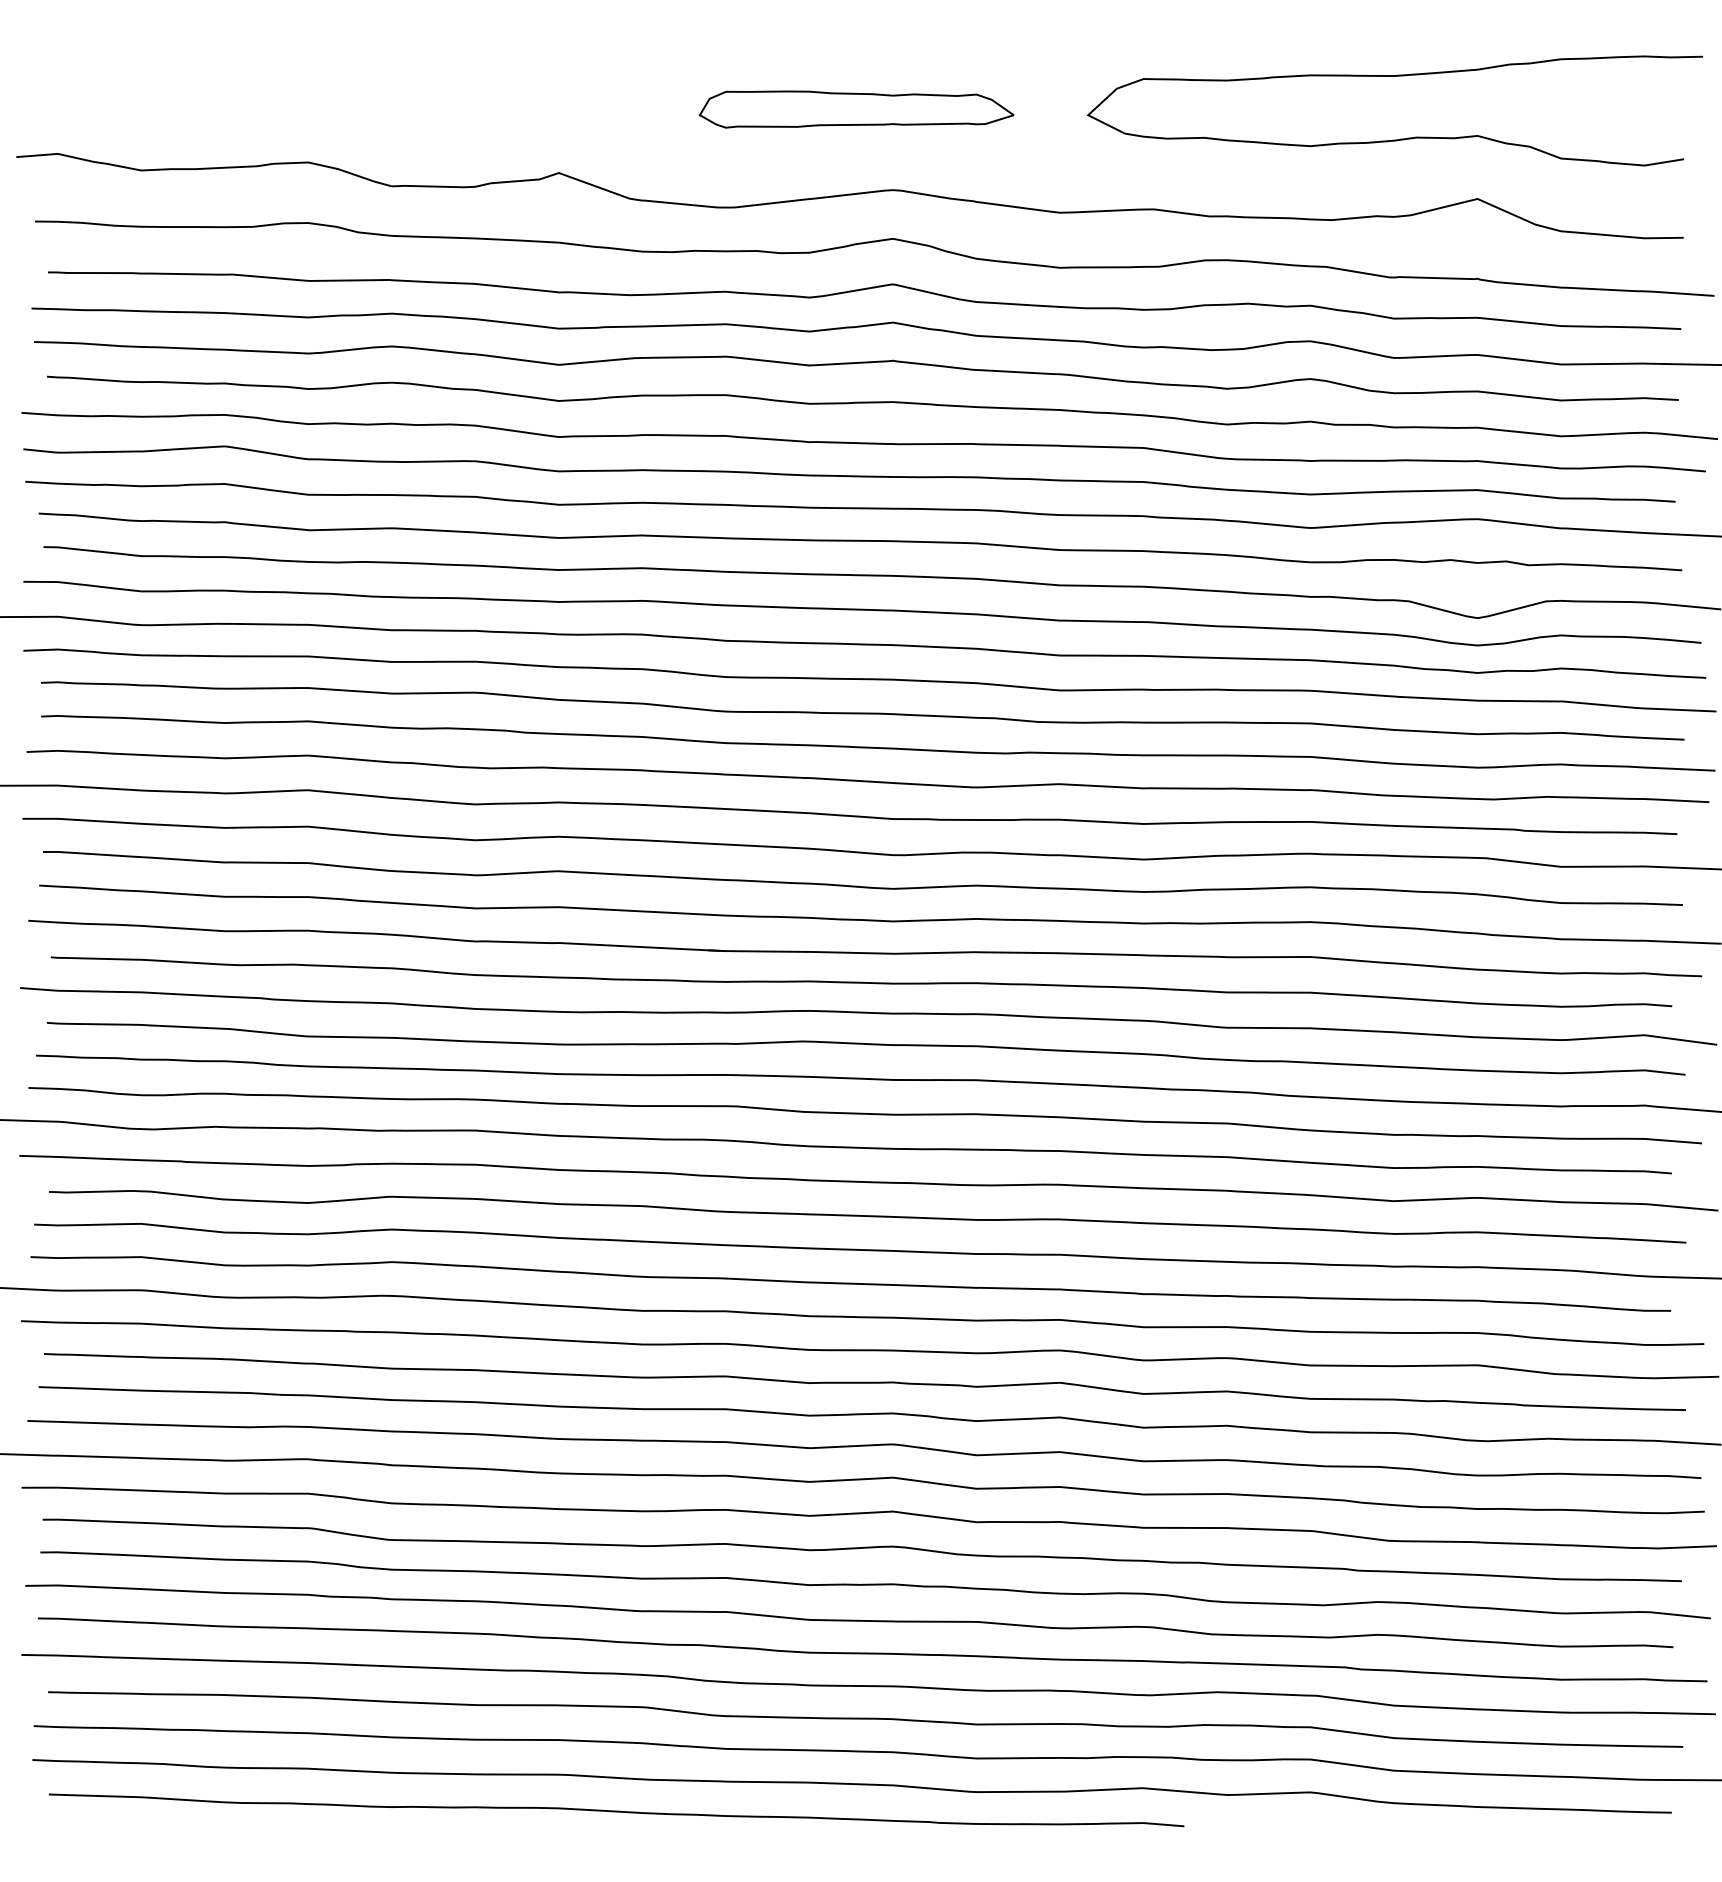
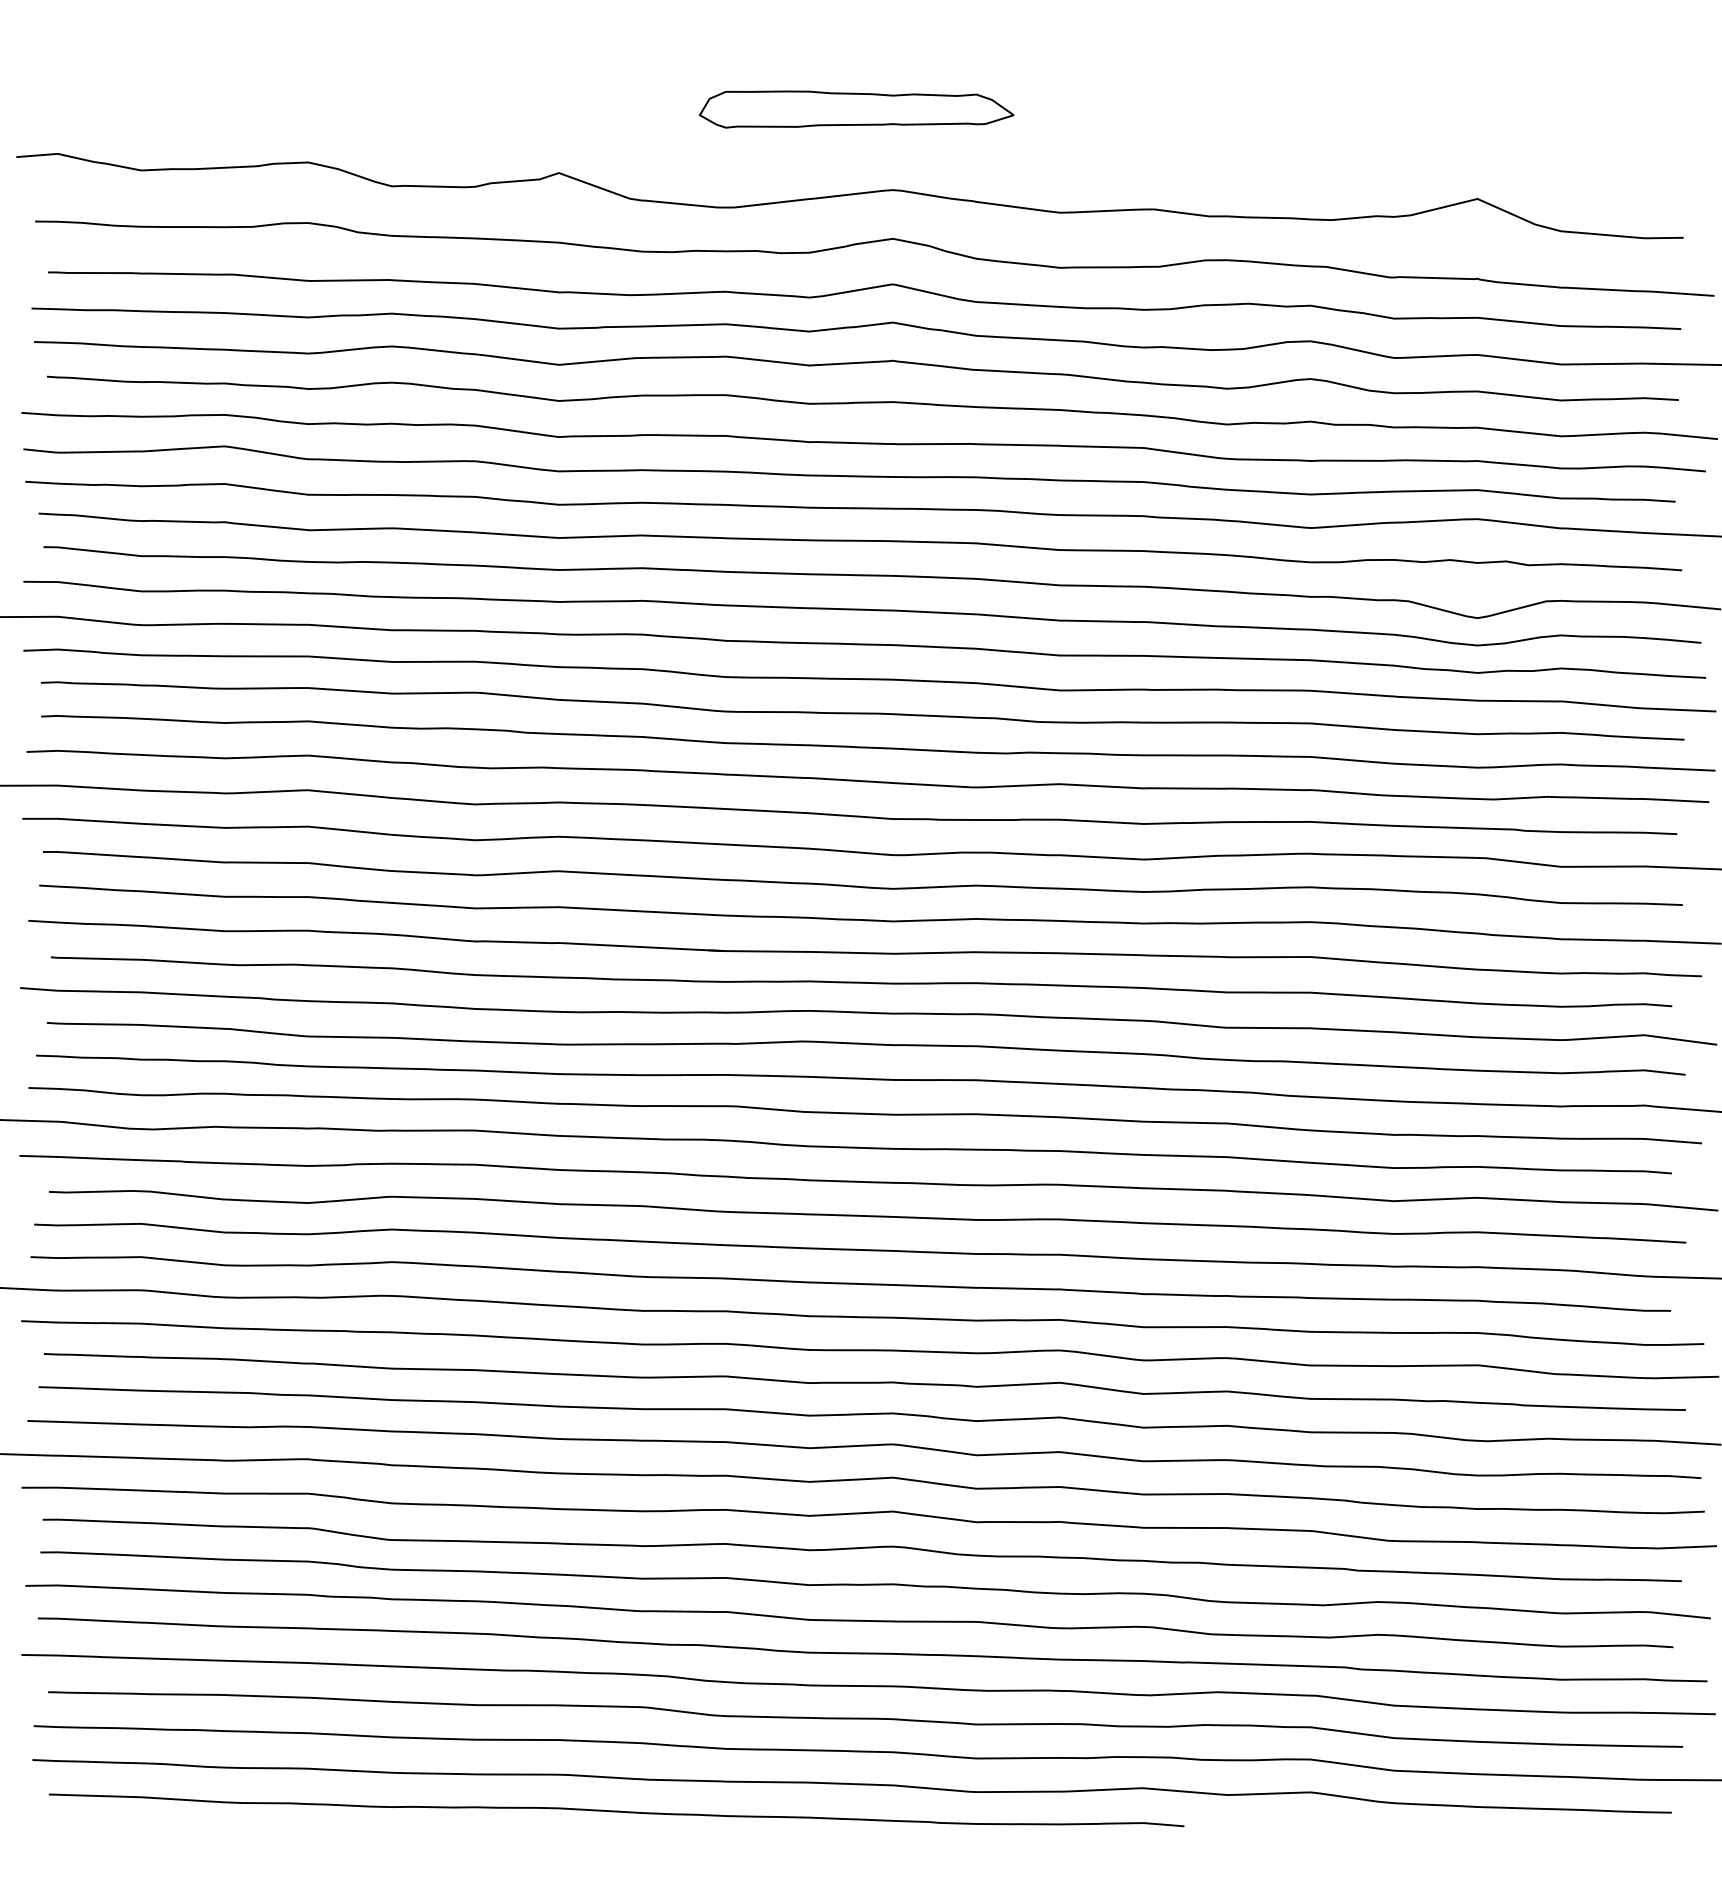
curve: present -> none (1400, 138)
